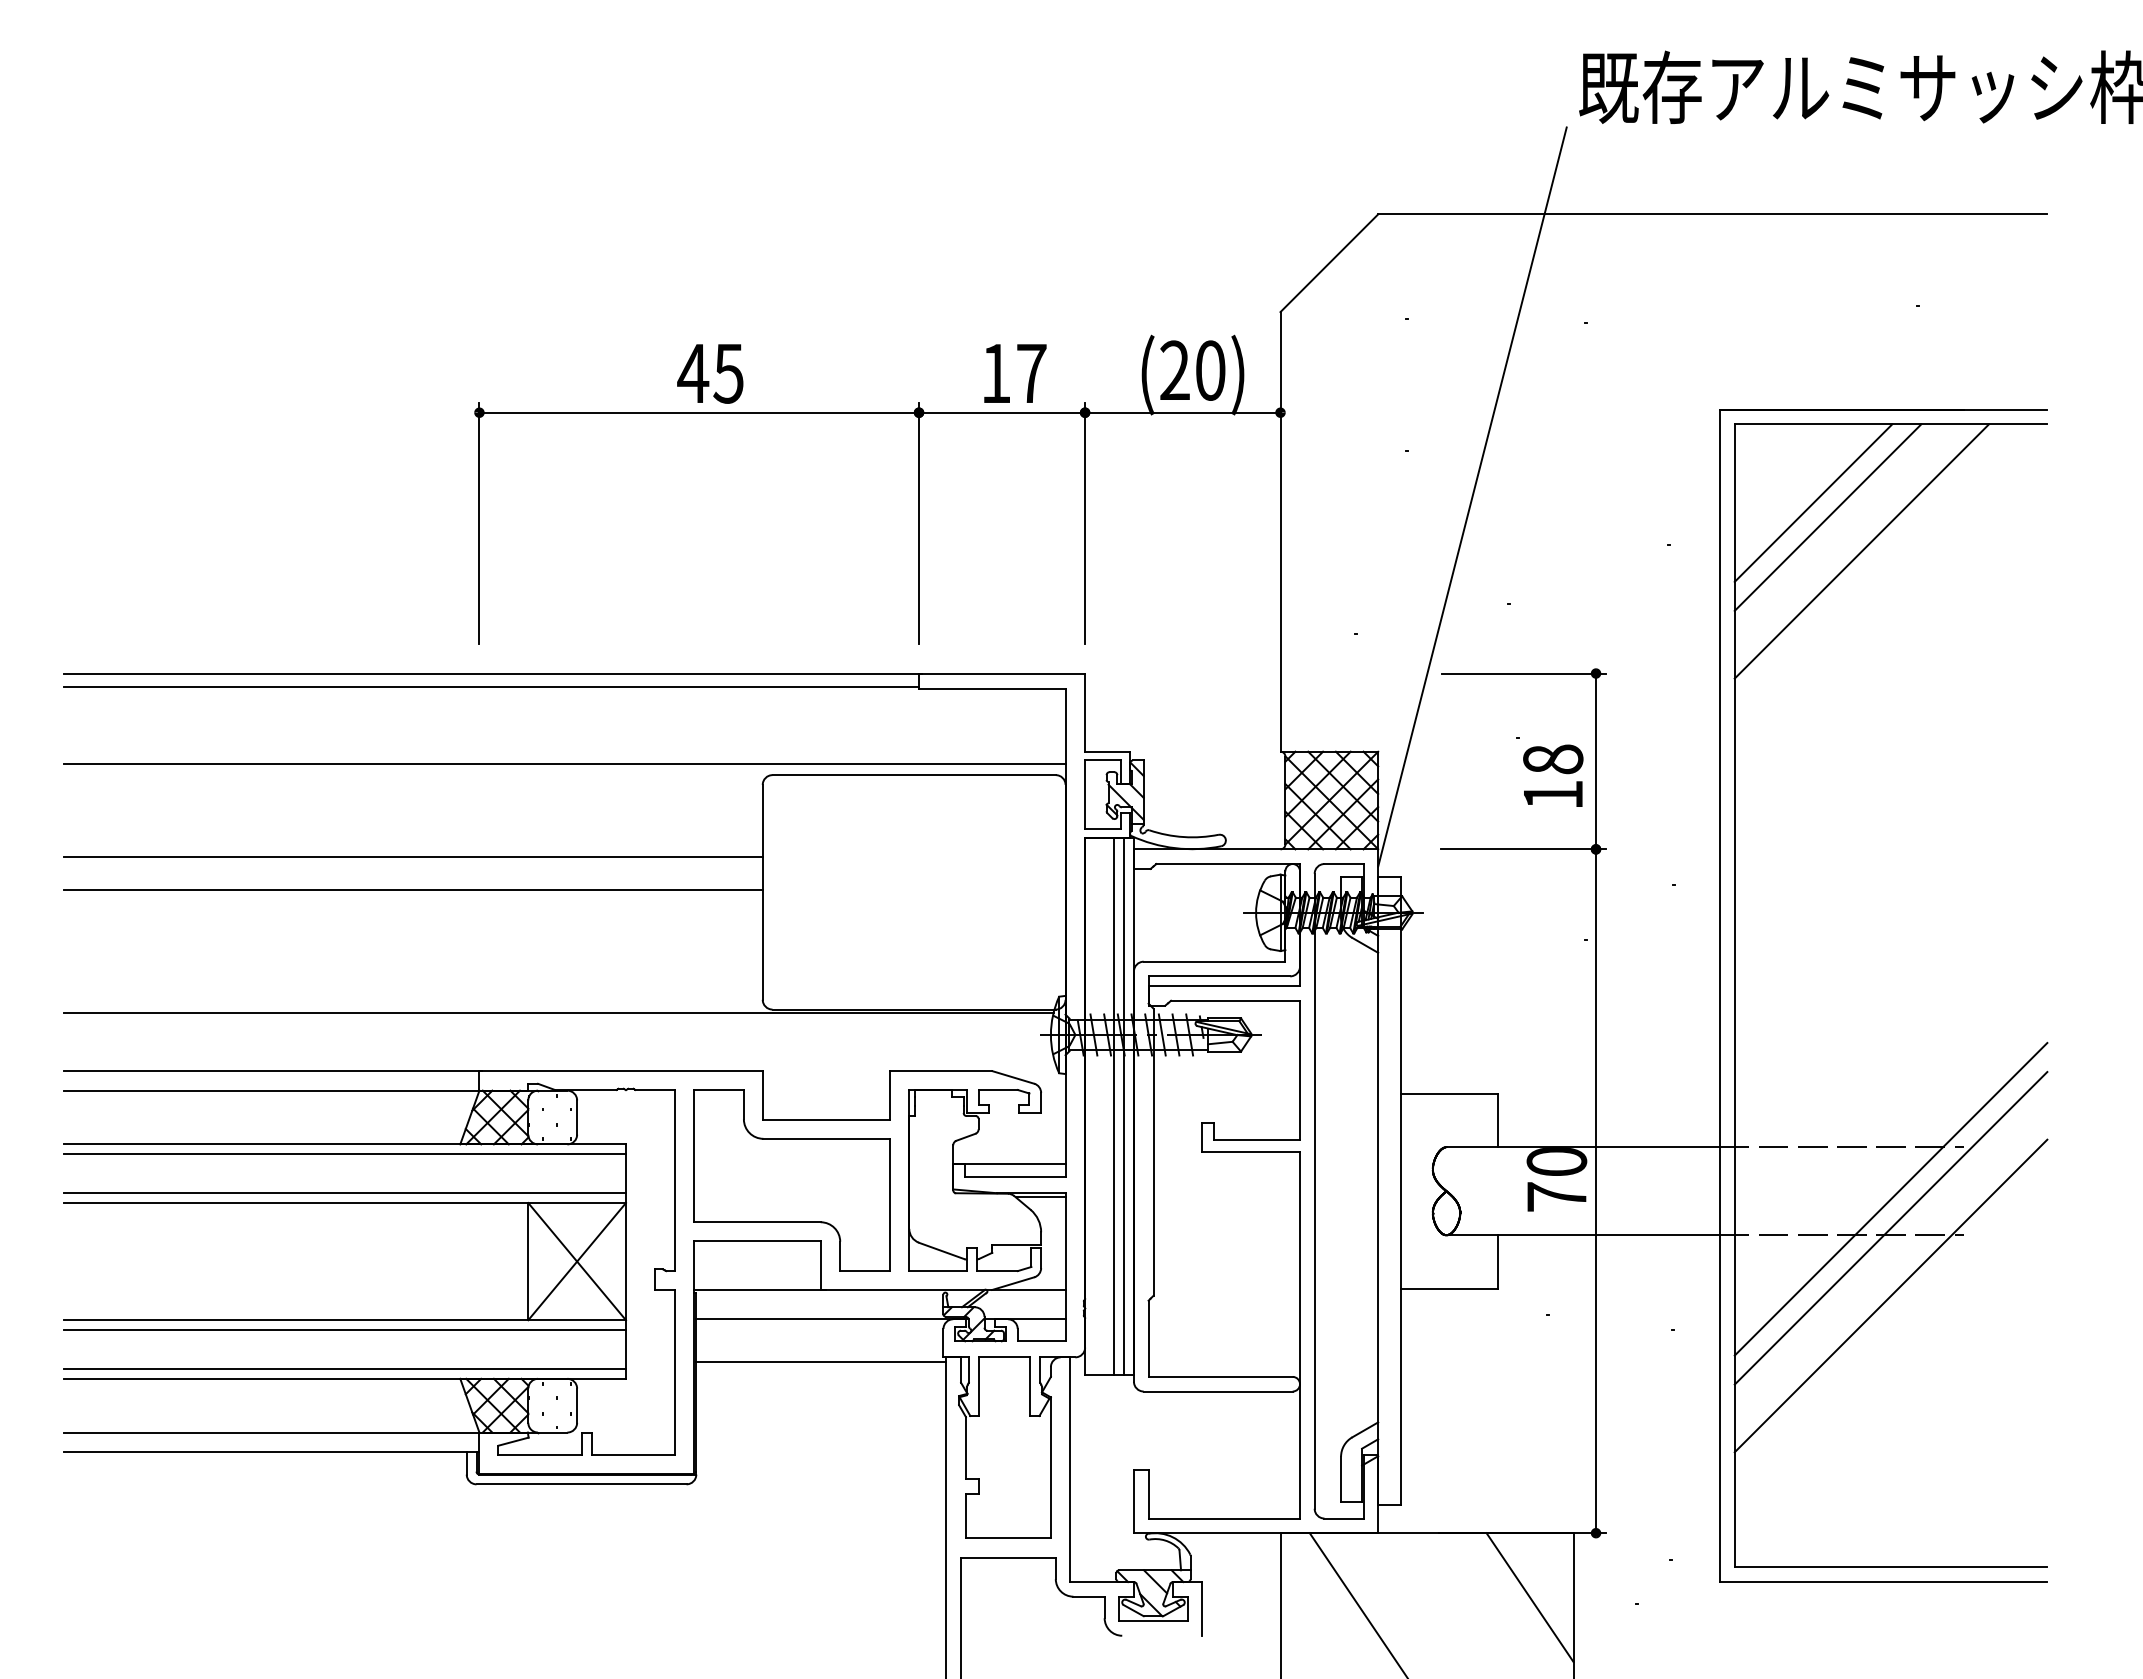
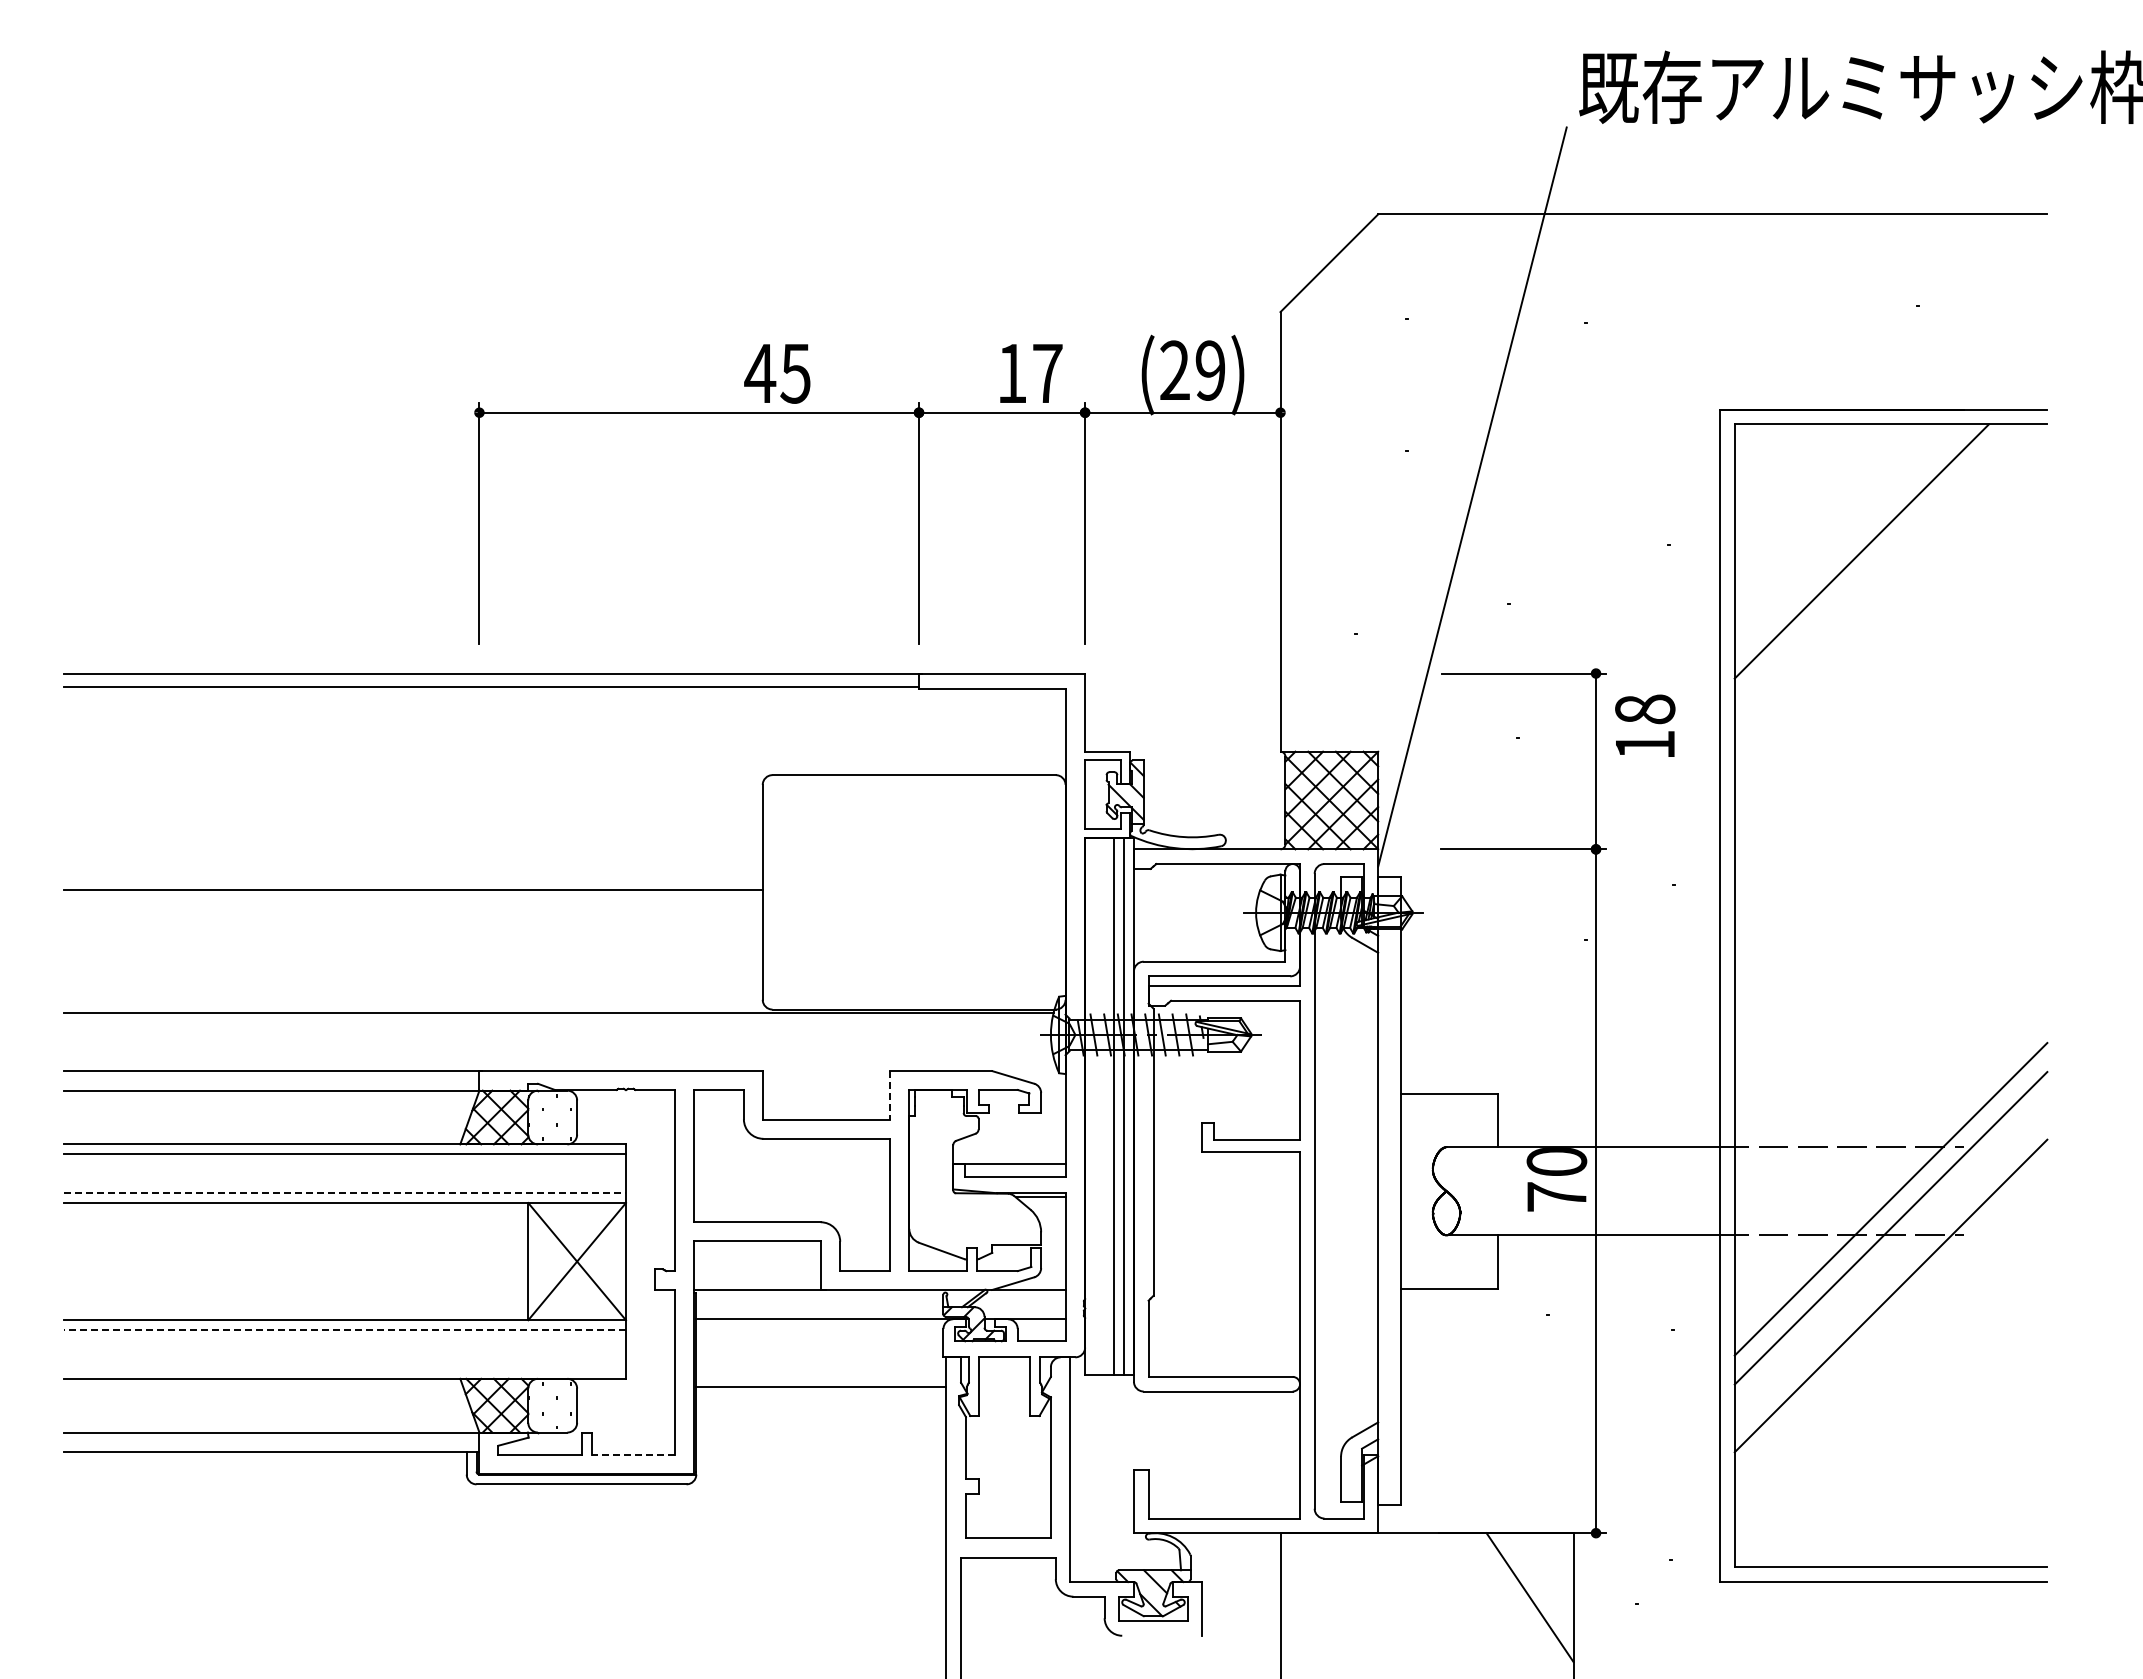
text: (20) -> (29) (1210, 370)
text position: (710, 373) -> (777, 373) (777, 373)
text position: (1015, 373) -> (1031, 373) (1031, 373)
line: present -> none (1813, 502)
line: present -> none (1827, 517)
line: present -> none (564, 764)
text position: (1553, 775) -> (1645, 725) (1645, 725)
line: present -> none (413, 857)
line: solid -> dashed (889, 1096)
line: solid -> dashed (345, 1193)
line: solid -> dashed (345, 1330)
line position: (821, 1362) -> (821, 1387) (821, 1387)
line: present -> none (344, 1369)
line: solid -> dashed (633, 1454)
line: present -> none (1357, 1604)
